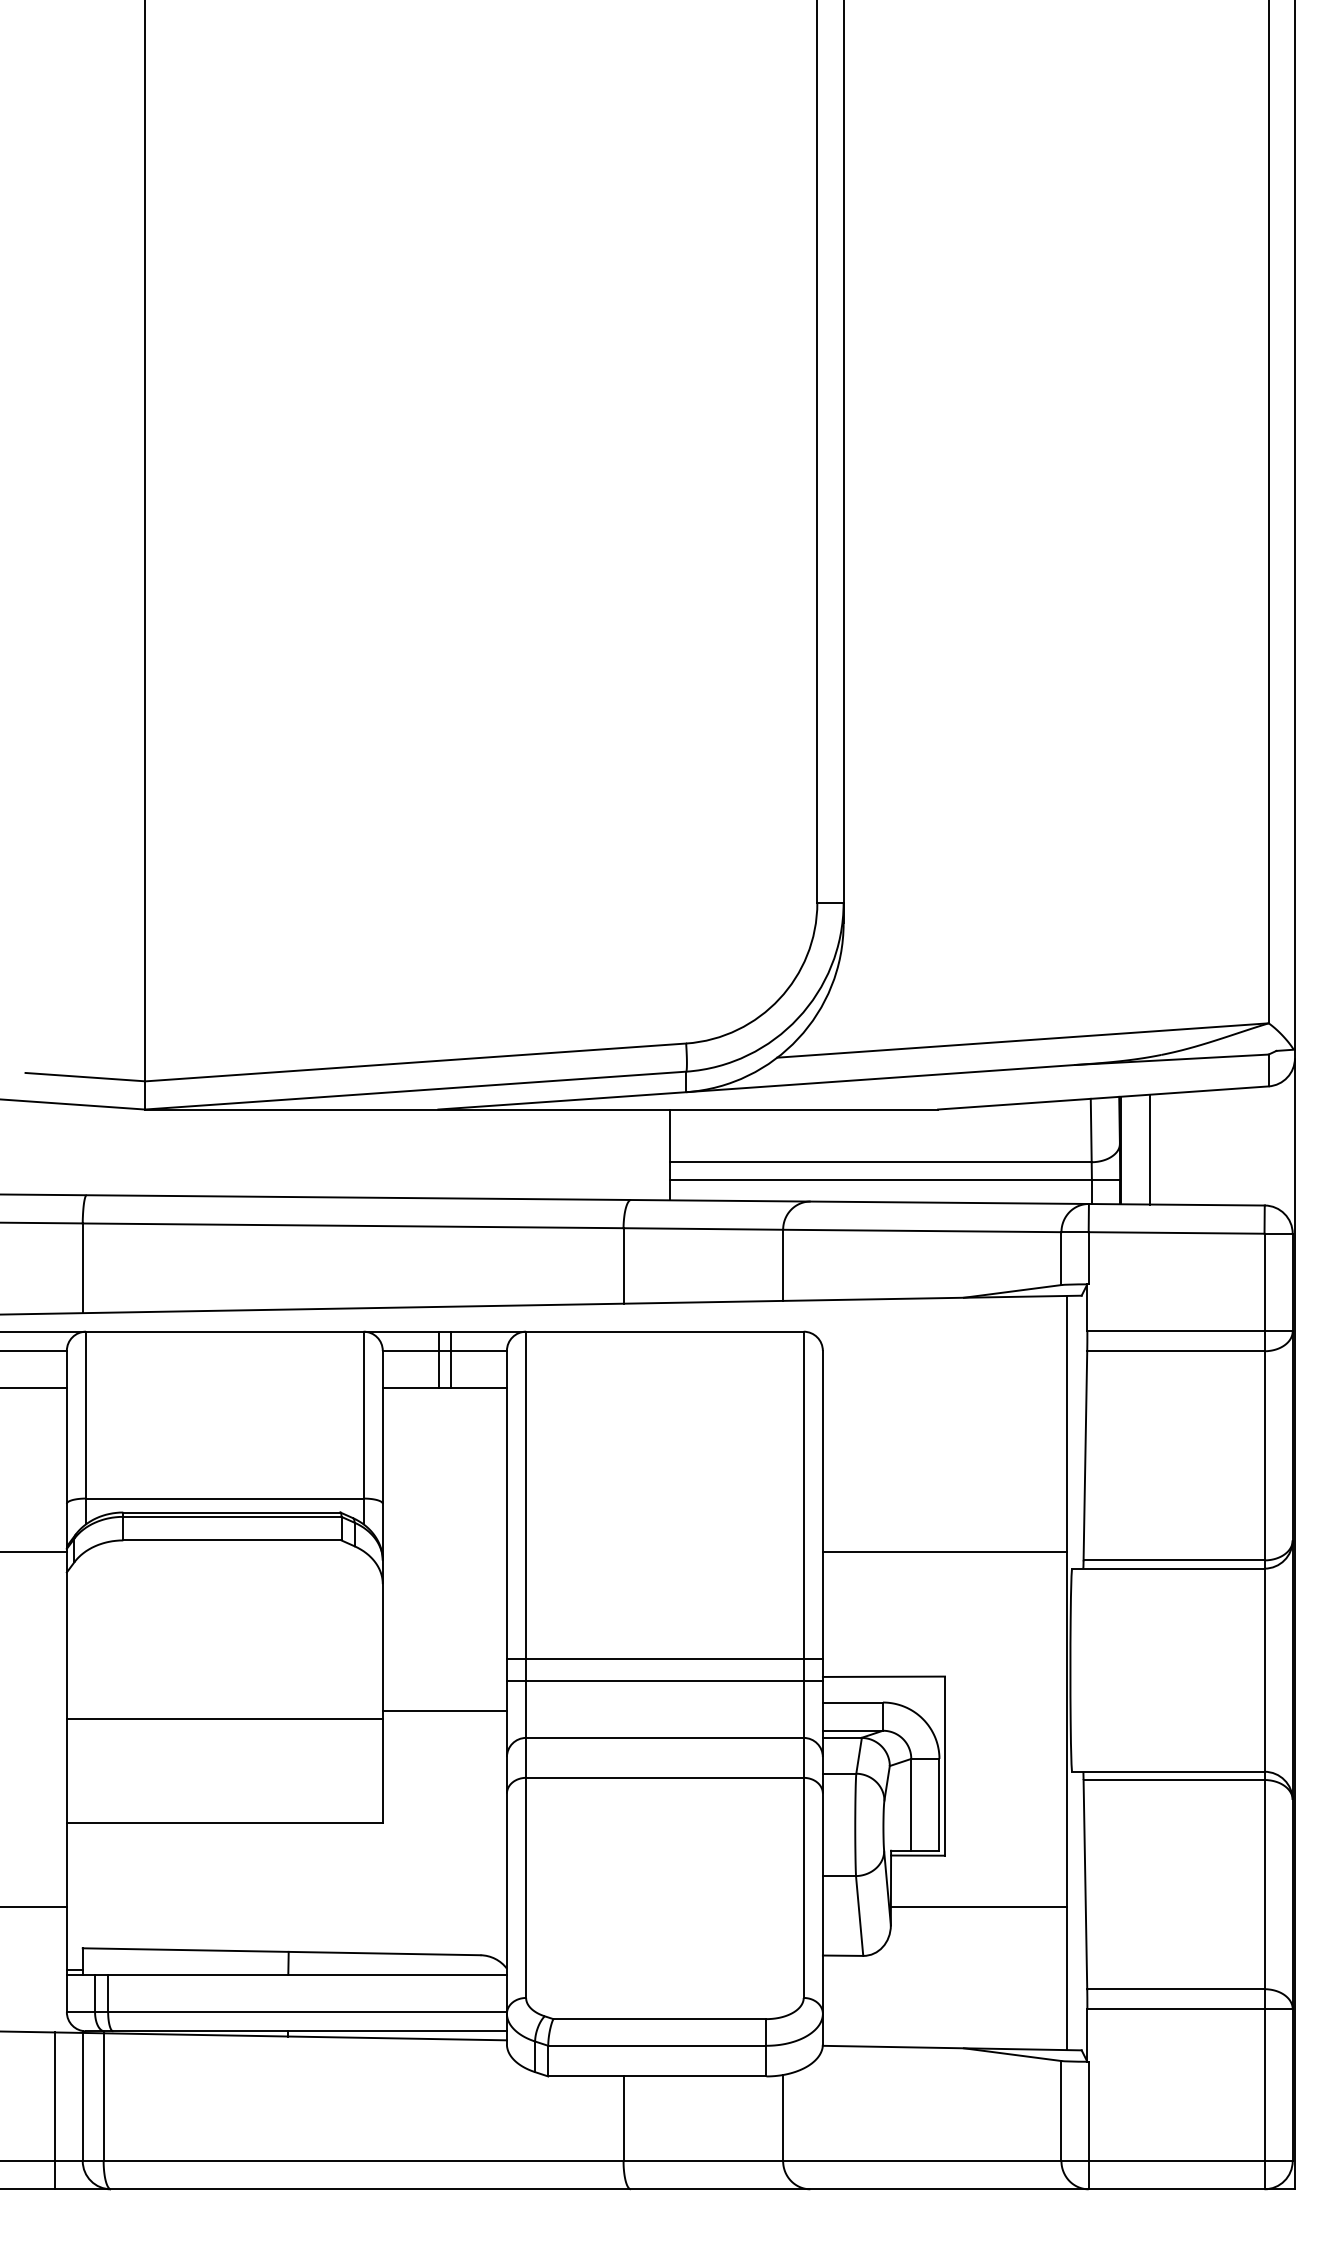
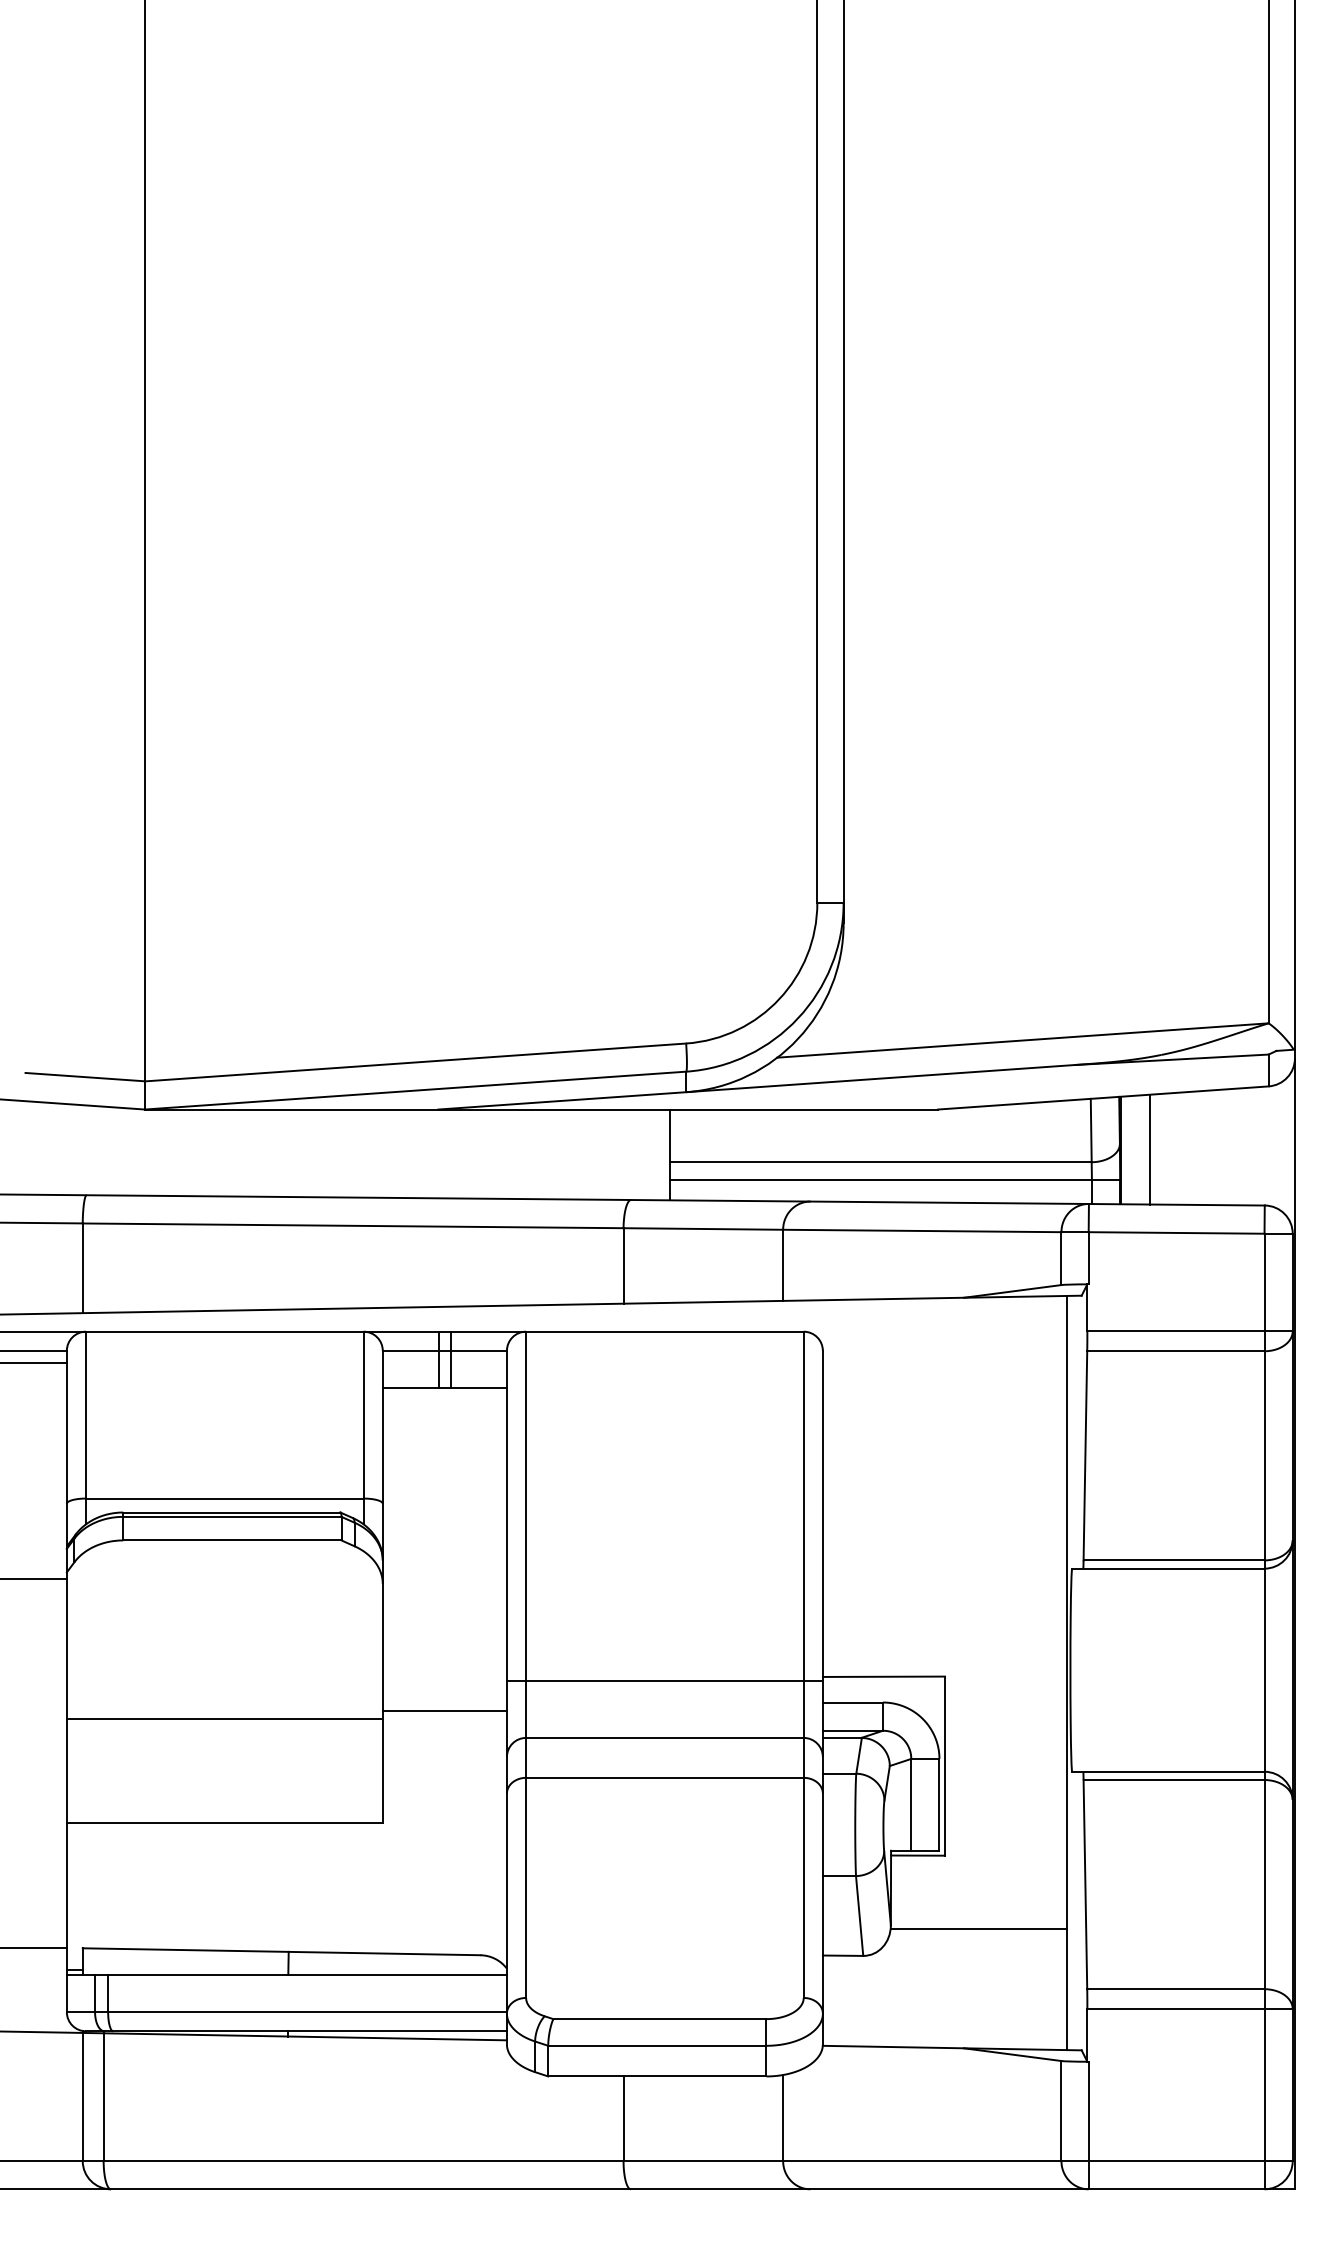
line position: (34, 1388) -> (34, 1363) (34, 1363)
line position: (34, 1551) -> (34, 1578) (34, 1578)
line: present -> none (944, 1551)
line: present -> none (664, 1658)
line position: (34, 1907) -> (34, 1948) (34, 1948)
line position: (978, 1907) -> (978, 1929) (978, 1929)
line: present -> none (54, 2110)
